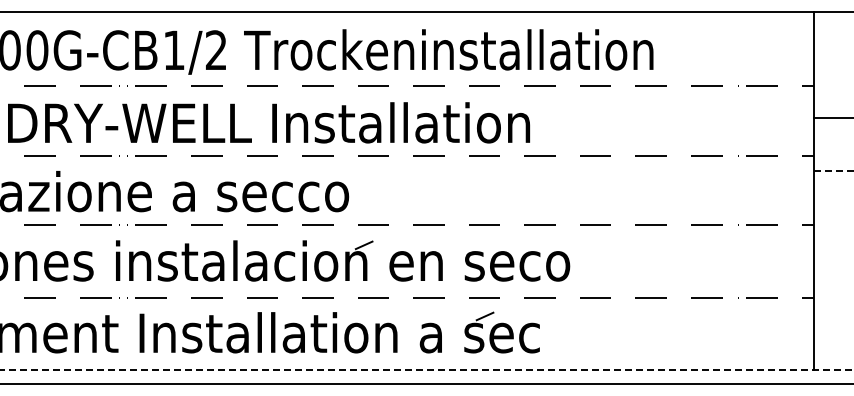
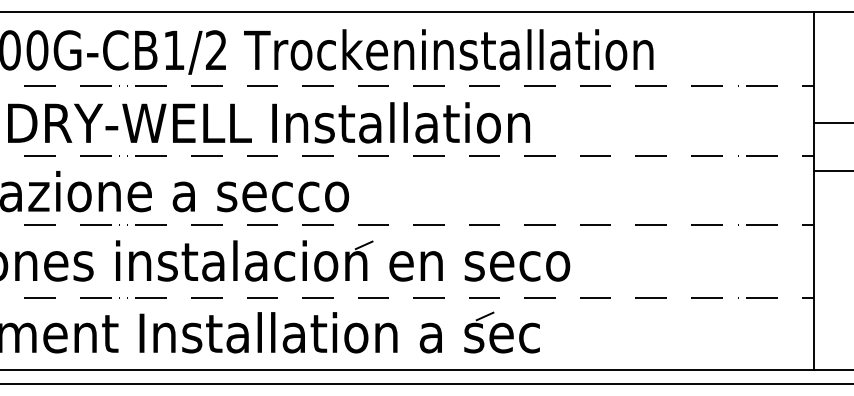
line position: (831, 118) -> (831, 123) (831, 123)
line: dashed -> solid (833, 170)
line: dashed -> solid (426, 370)
